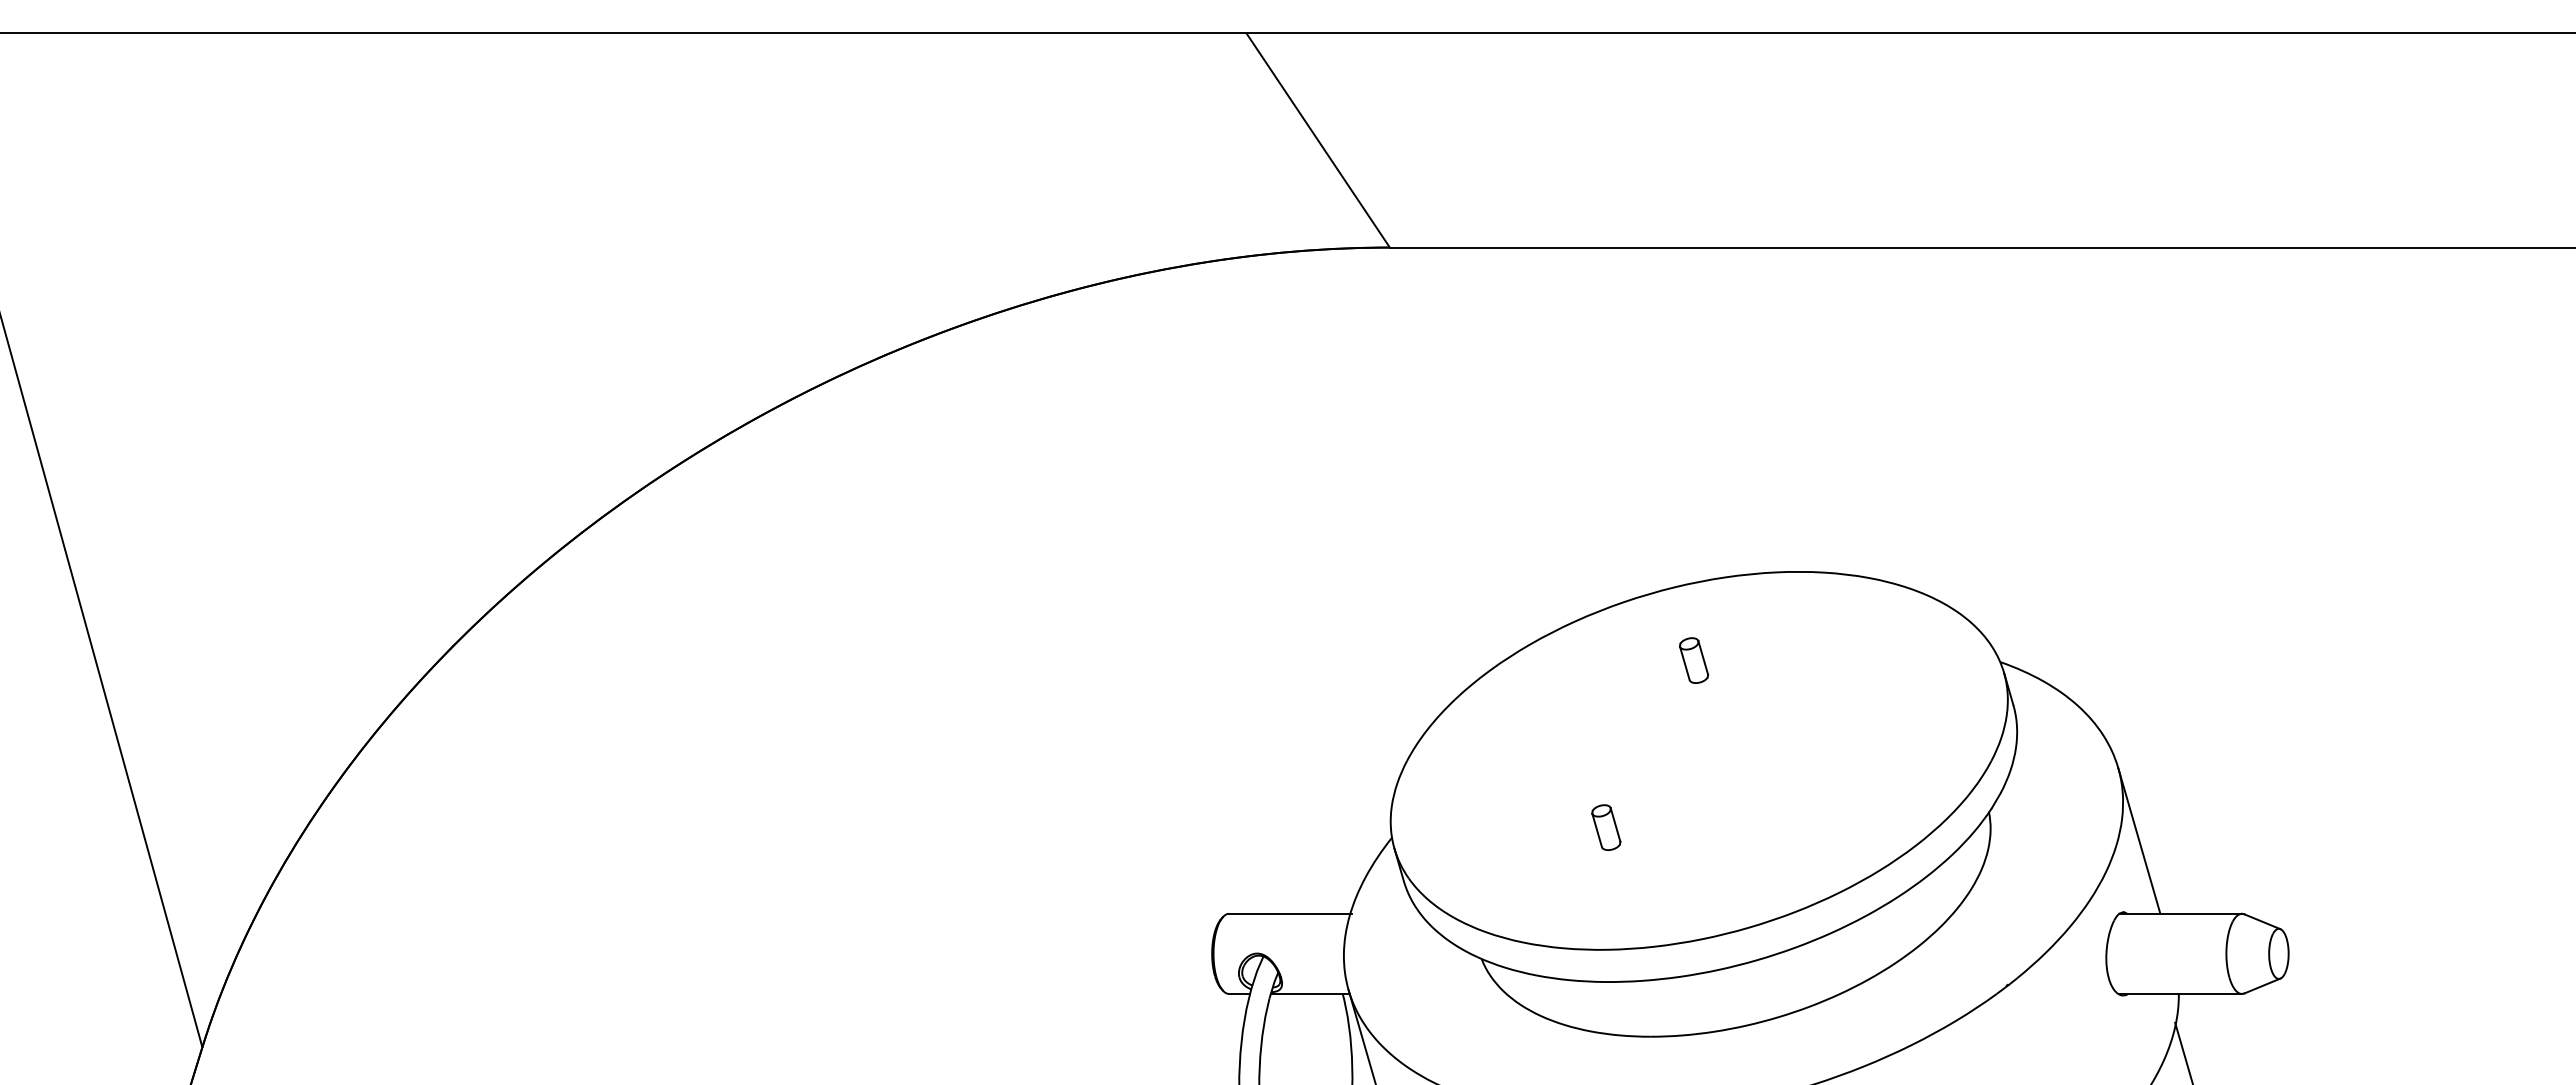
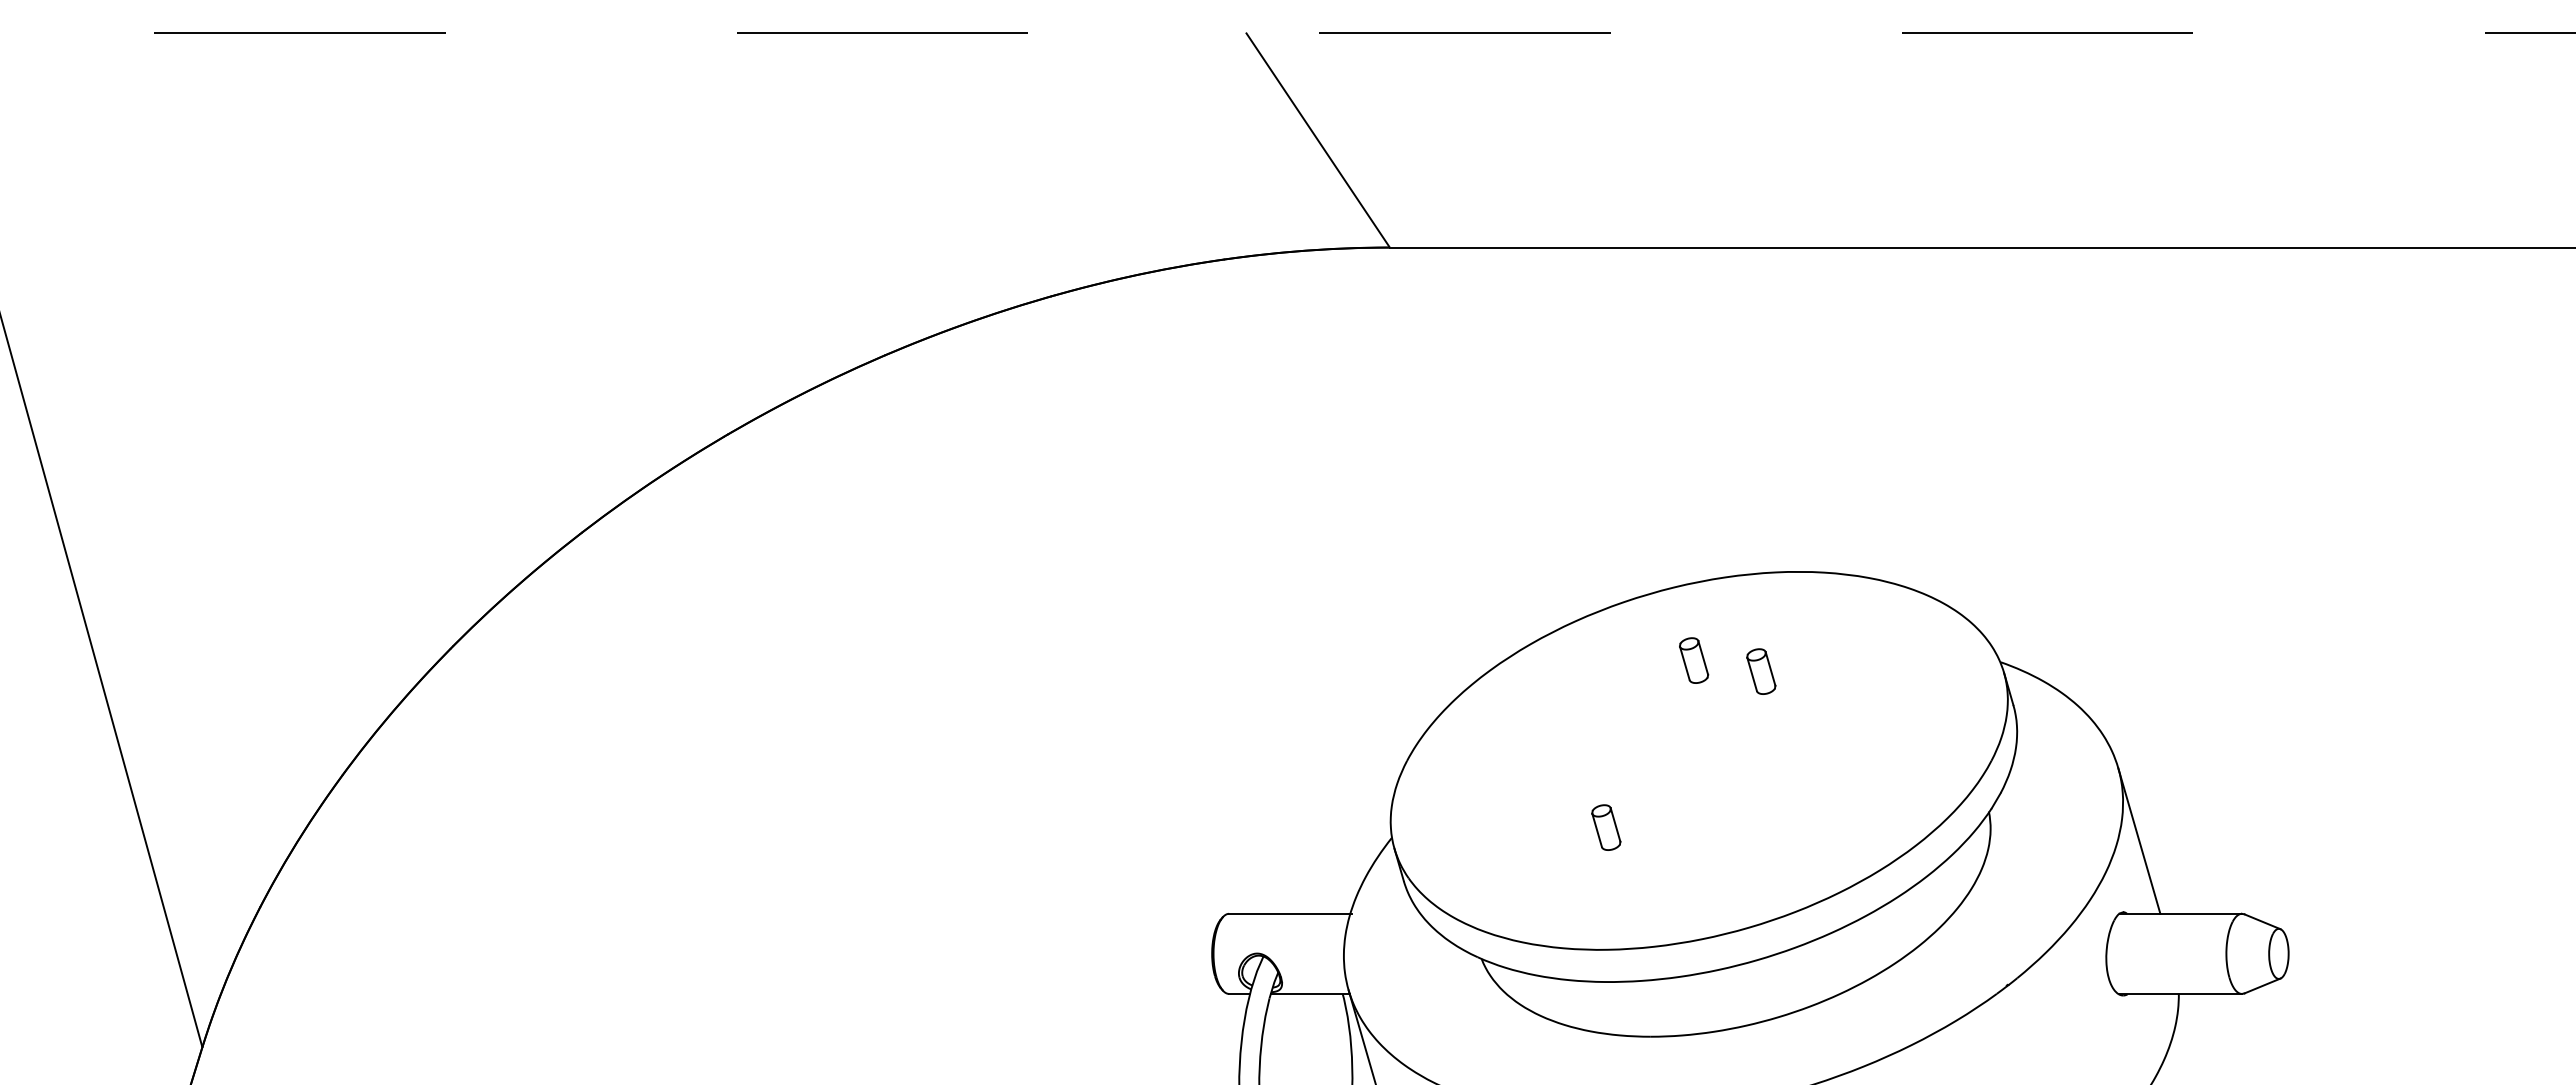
line: solid -> dashed (1288, 32)
part: none -> present (1761, 671)
line: present -> none (2183, 1051)
